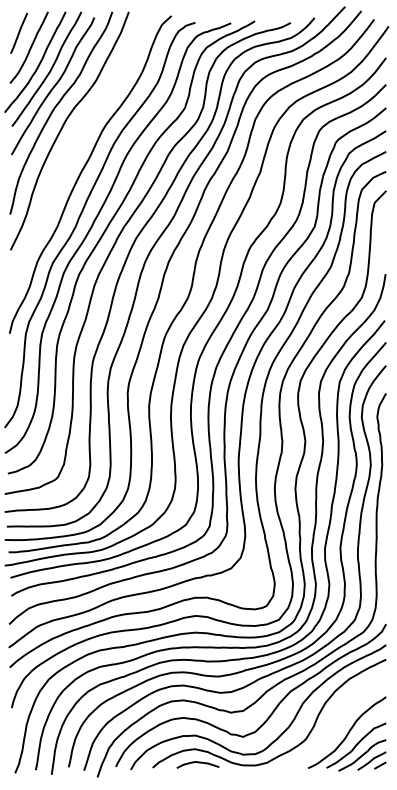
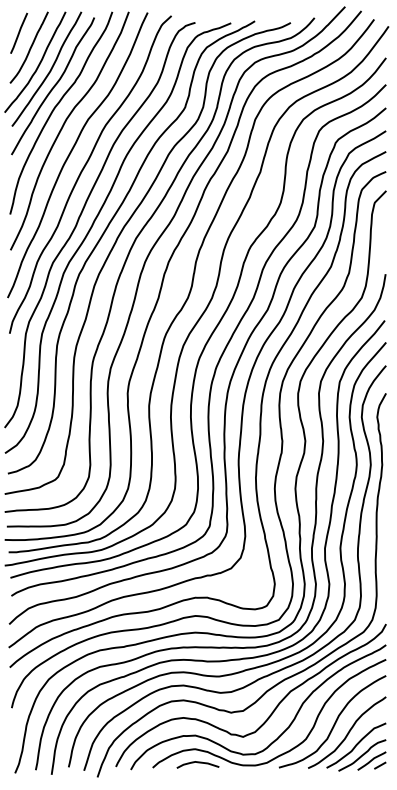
curve: none -> present (71, 153)
curve: none -> present (334, 722)
